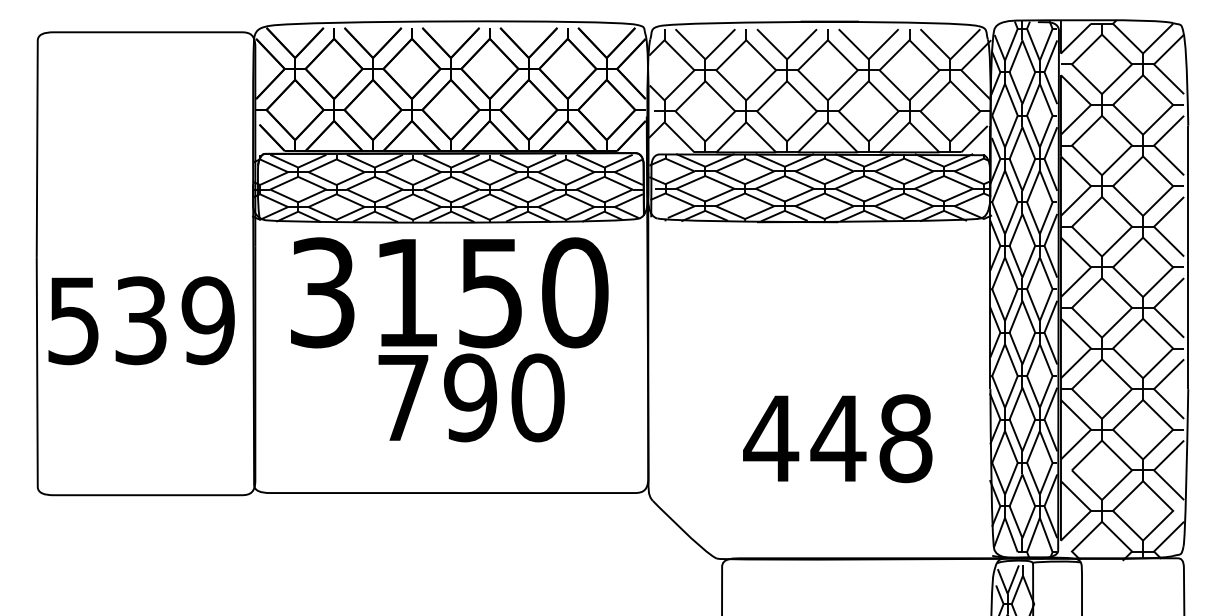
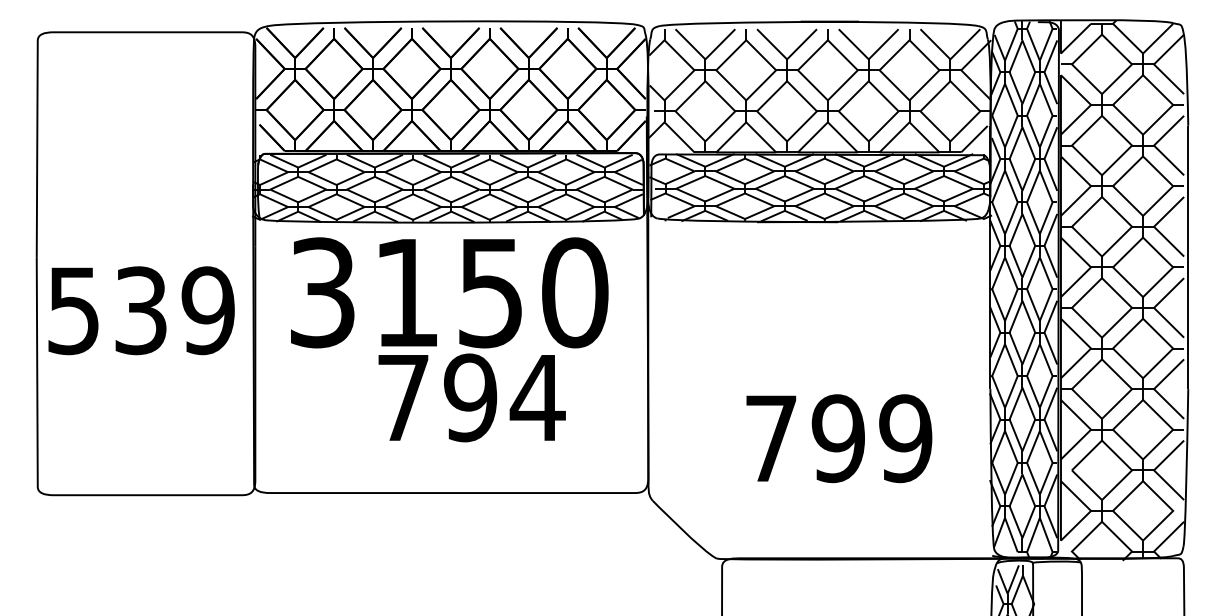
text position: (141, 320) -> (141, 310) (141, 310)
text: 790 -> 794 (537, 397)
text: 448 -> 799 (837, 438)
